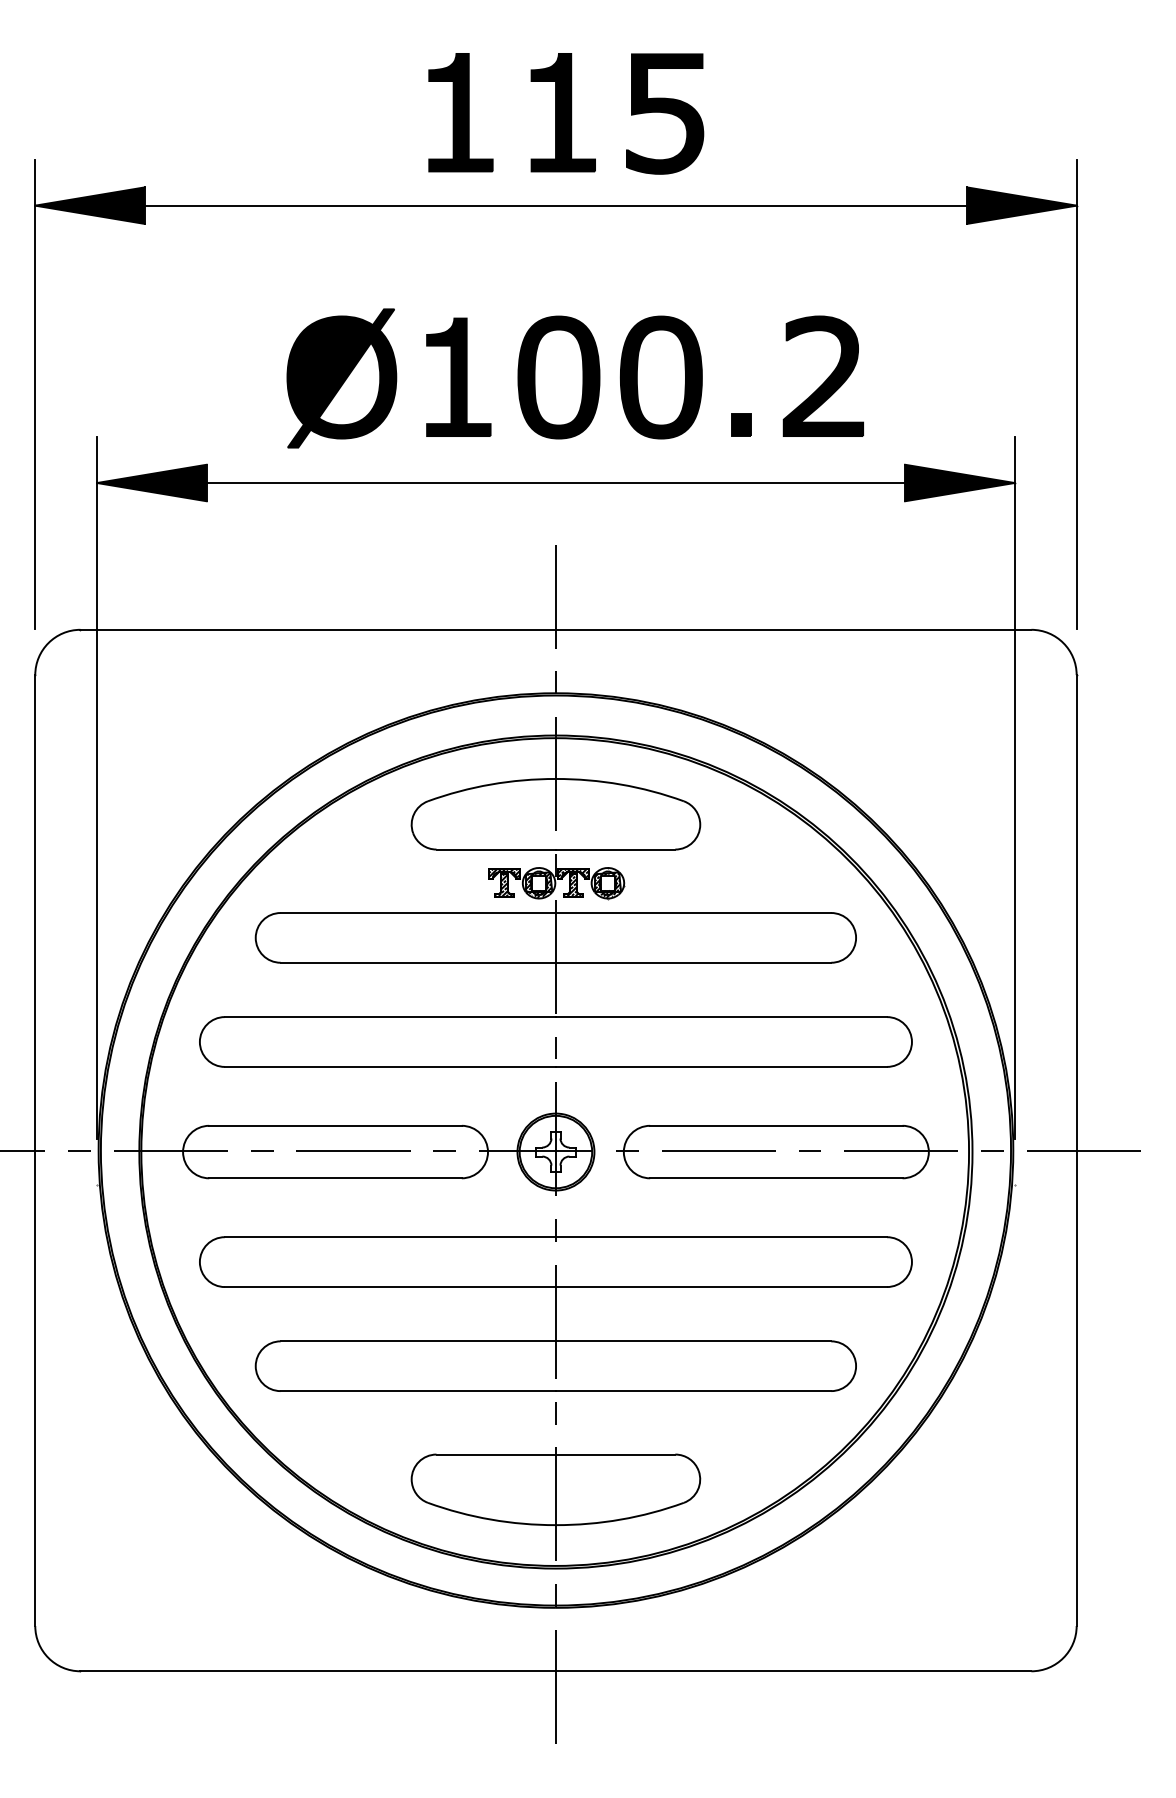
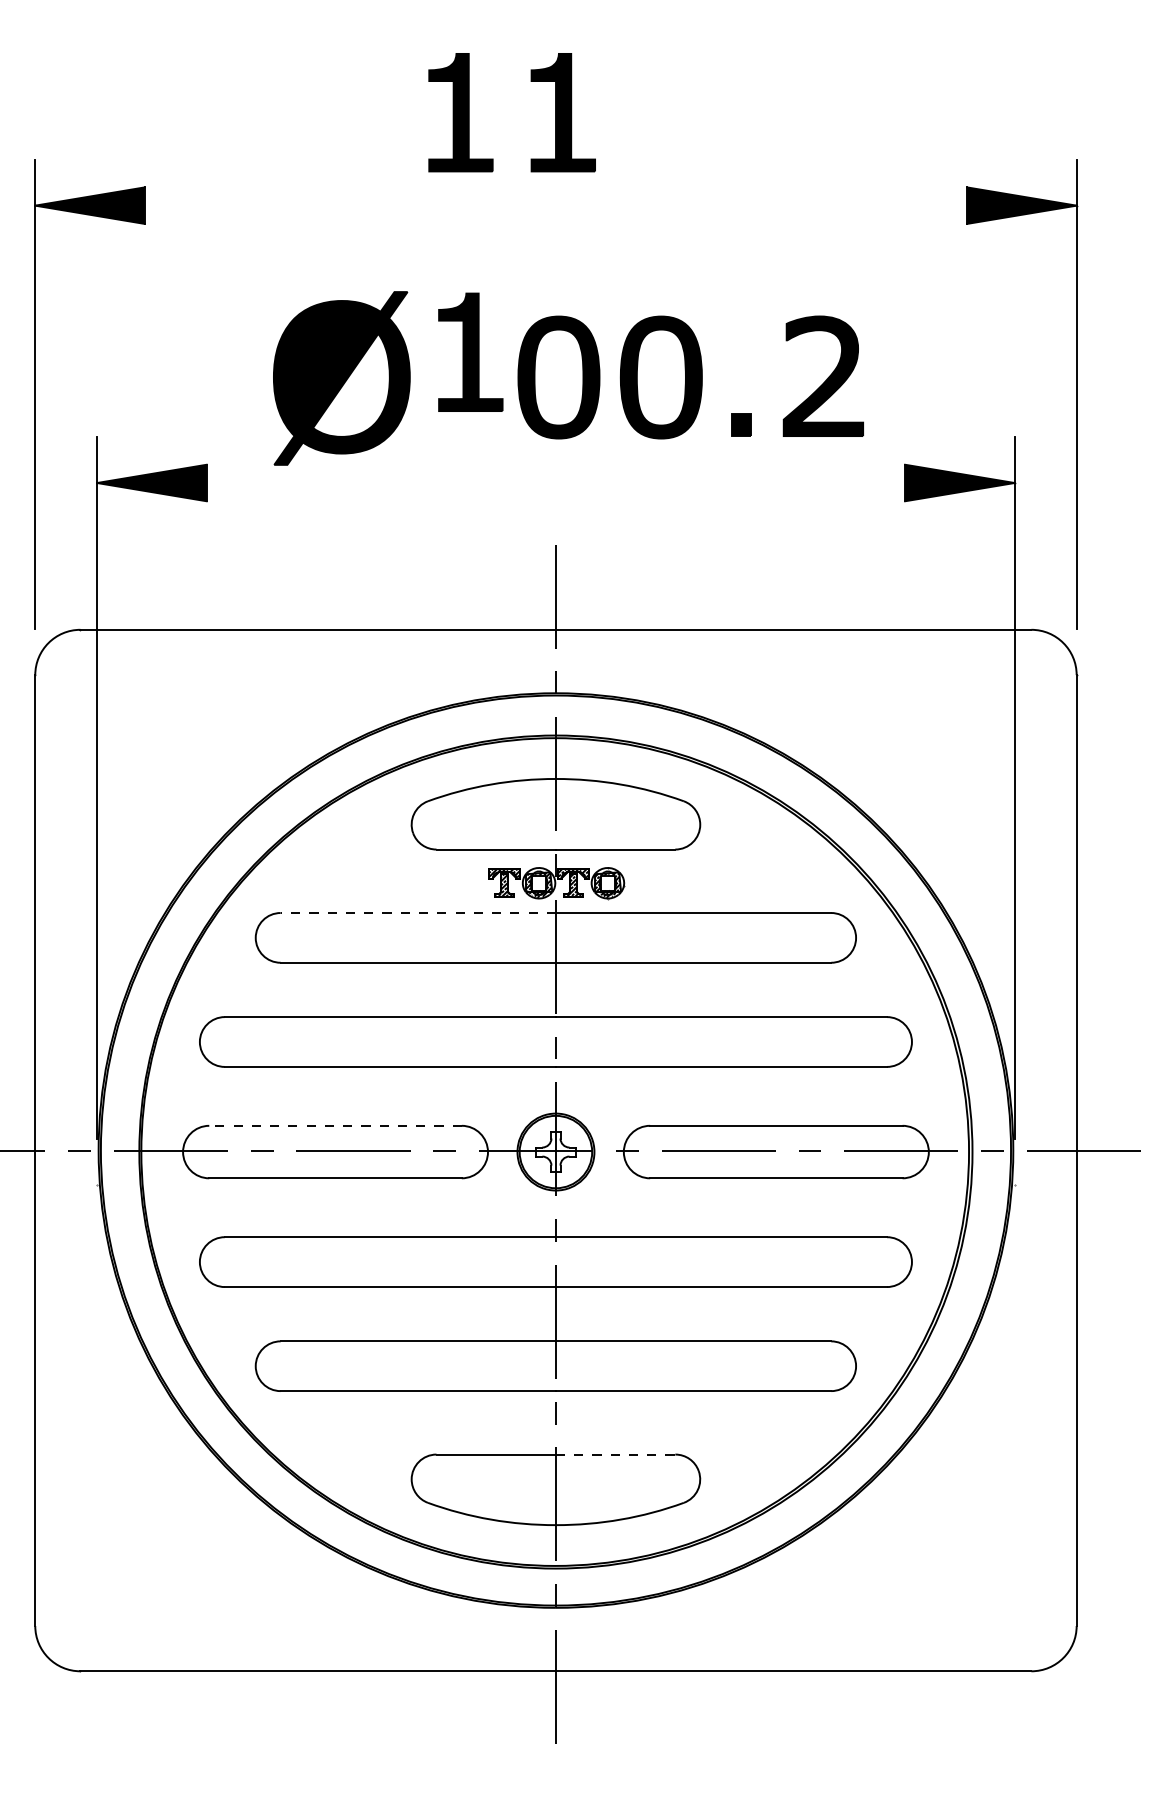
part: present -> none (665, 113)
line: present -> none (555, 205)
part position: (458, 376) -> (470, 351) (470, 351)
part size: 112x141 px -> 138x175 px (341, 378)
line: present -> none (555, 483)
line: solid -> dashed (418, 913)
line: solid -> dashed (335, 1125)
line: solid -> dashed (615, 1454)
